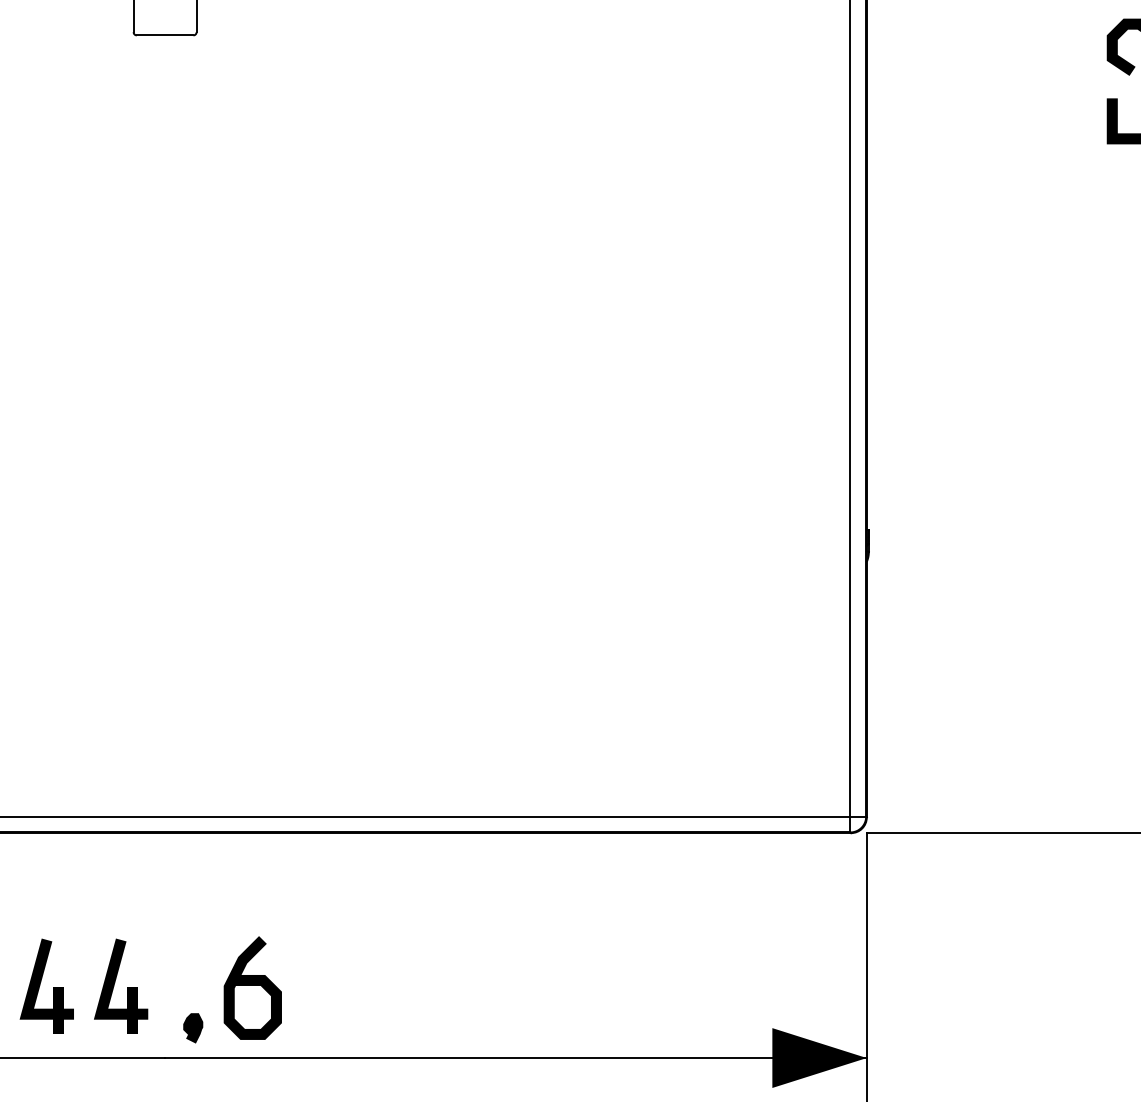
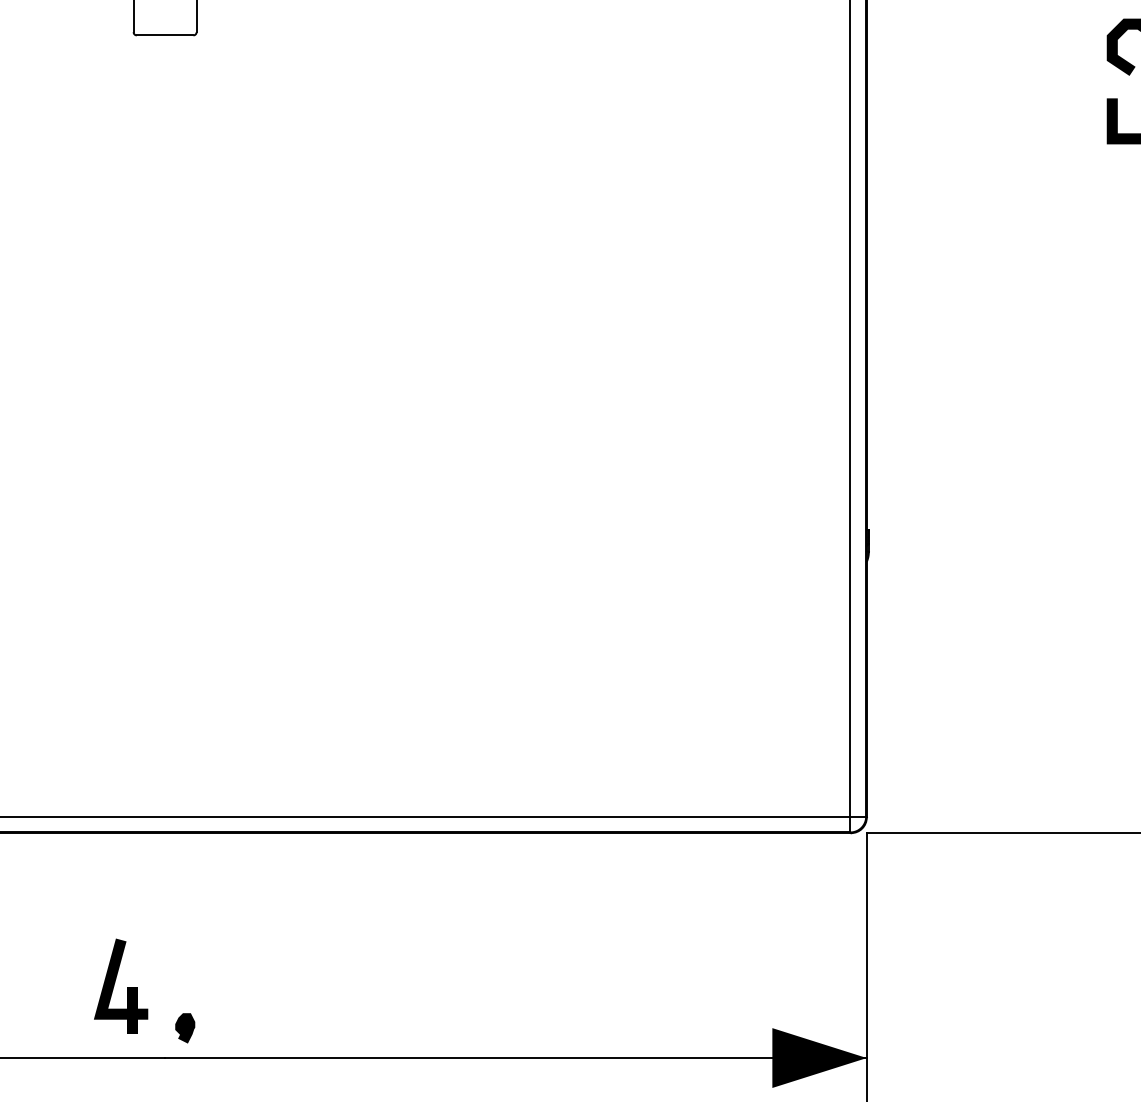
part: present -> none (46, 985)
curve: present -> none (252, 985)
part position: (193, 1028) -> (185, 1028) (185, 1028)
